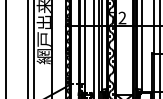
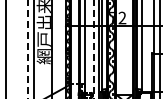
line: solid -> dashed (27, 49)
line: solid -> dashed (93, 49)
